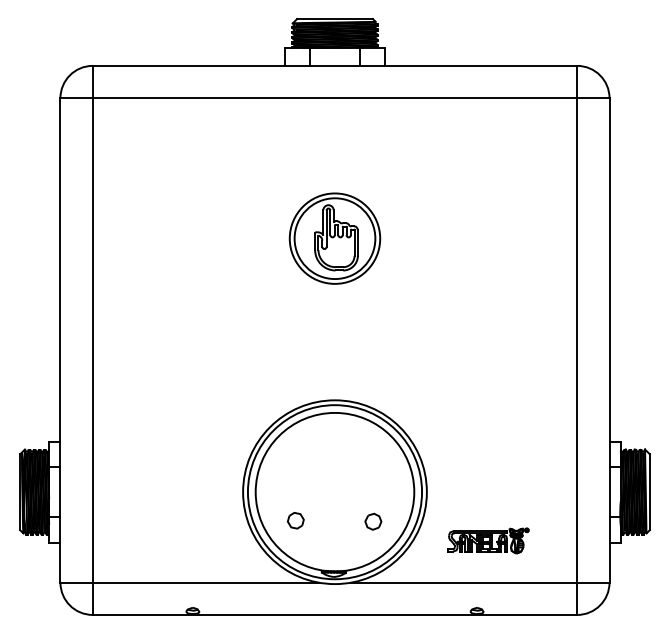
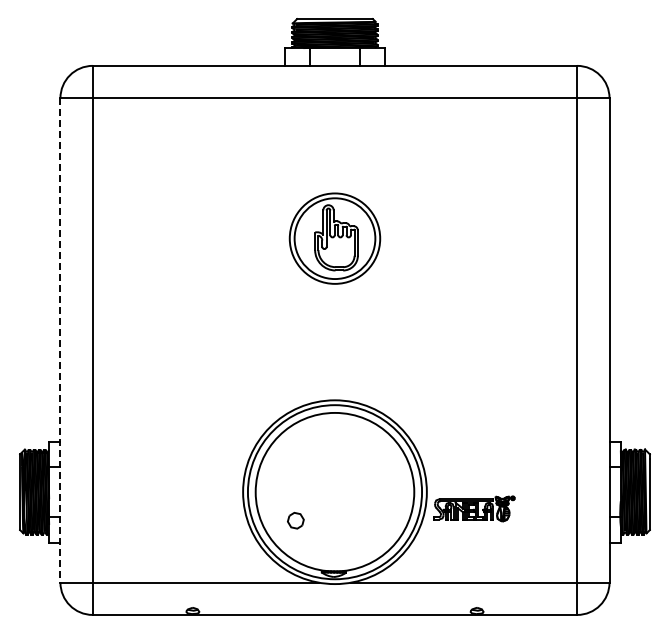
line: solid -> dashed (60, 340)
part: present -> none (373, 521)
part position: (488, 540) -> (474, 508) (474, 508)
